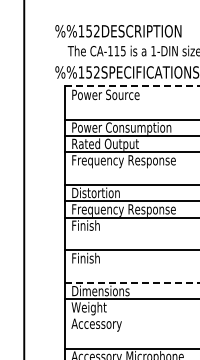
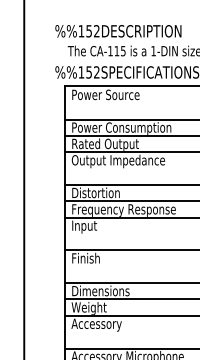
line: dashed -> solid (132, 86)
text: Frequency Response -> Output Impedance (123, 161)
text: Finish -> Input (86, 226)
line: dashed -> solid (132, 283)
line: none -> present (130, 315)
